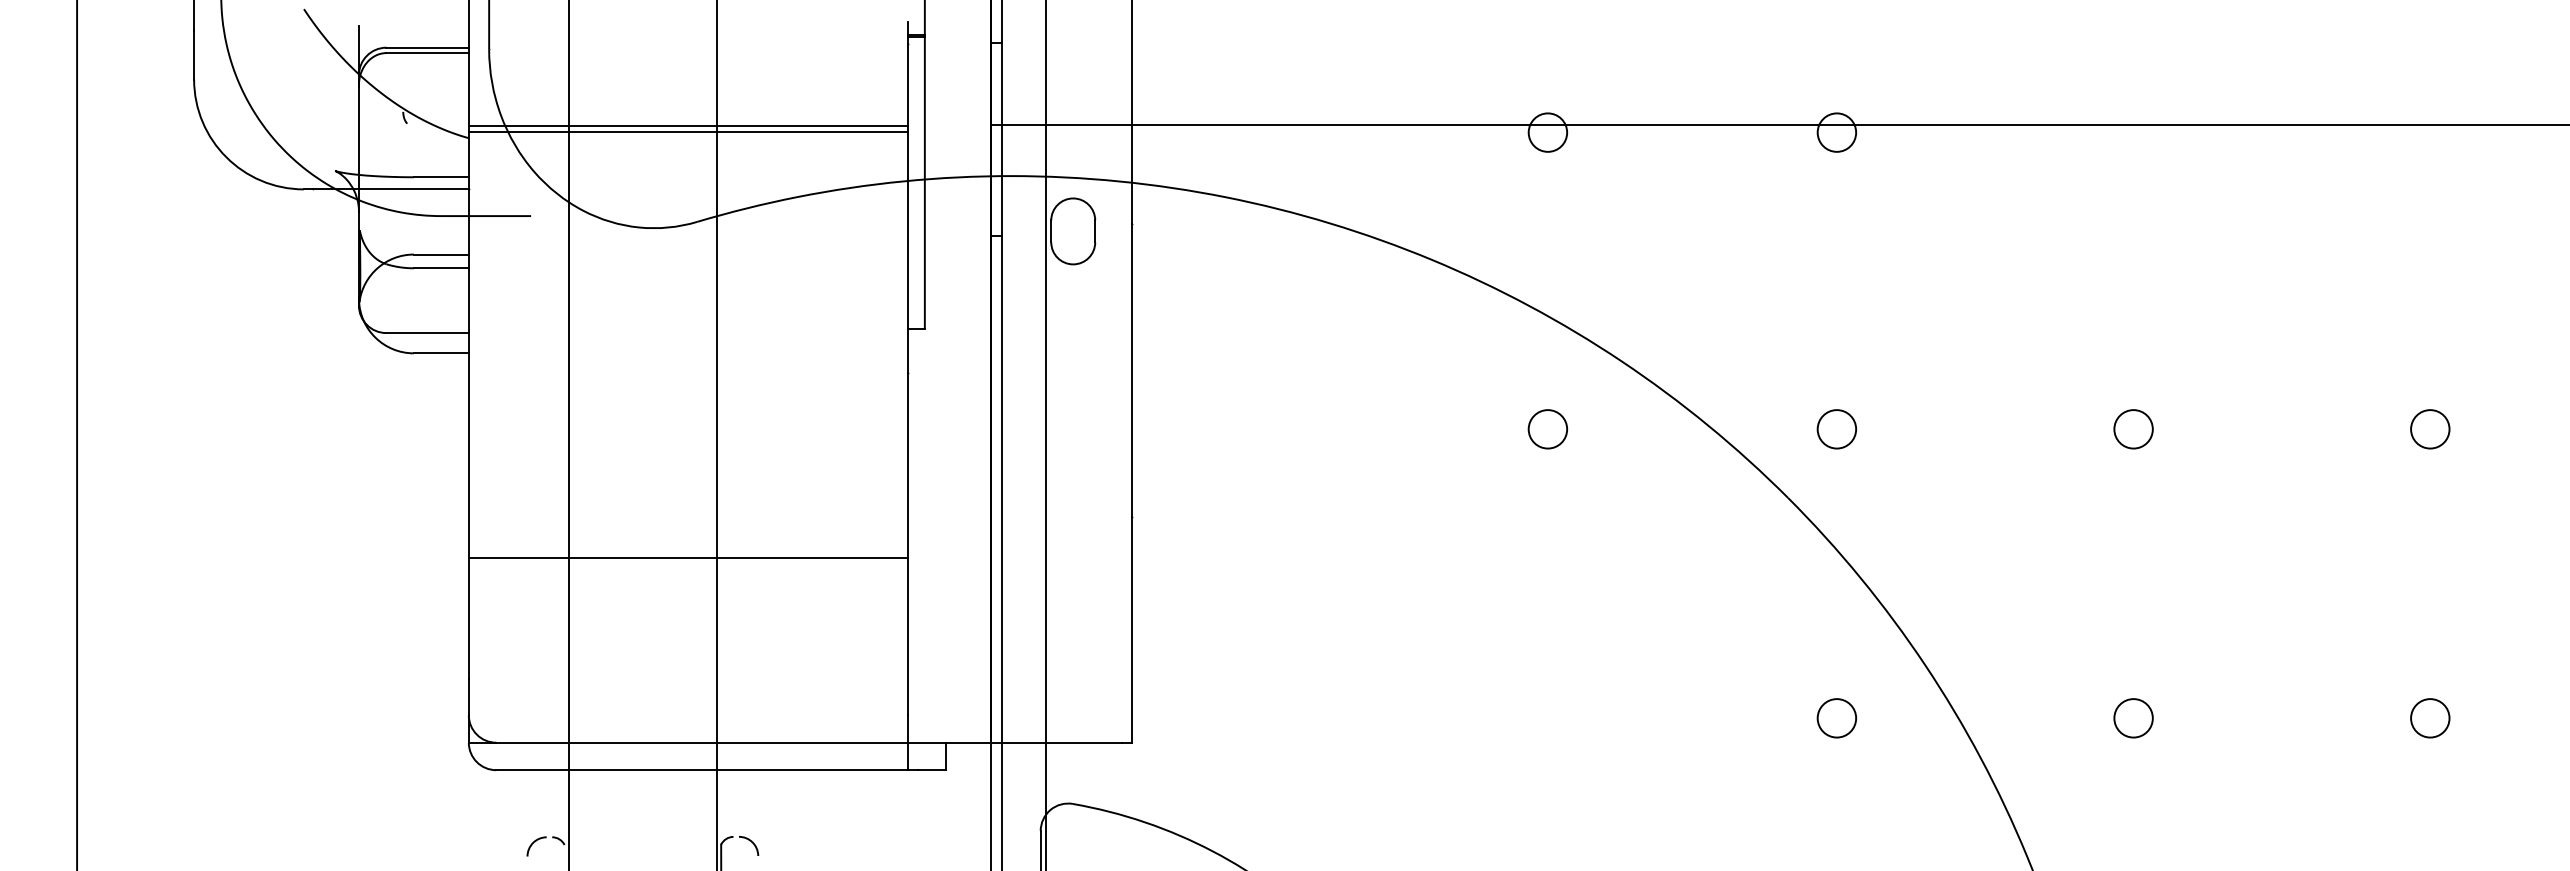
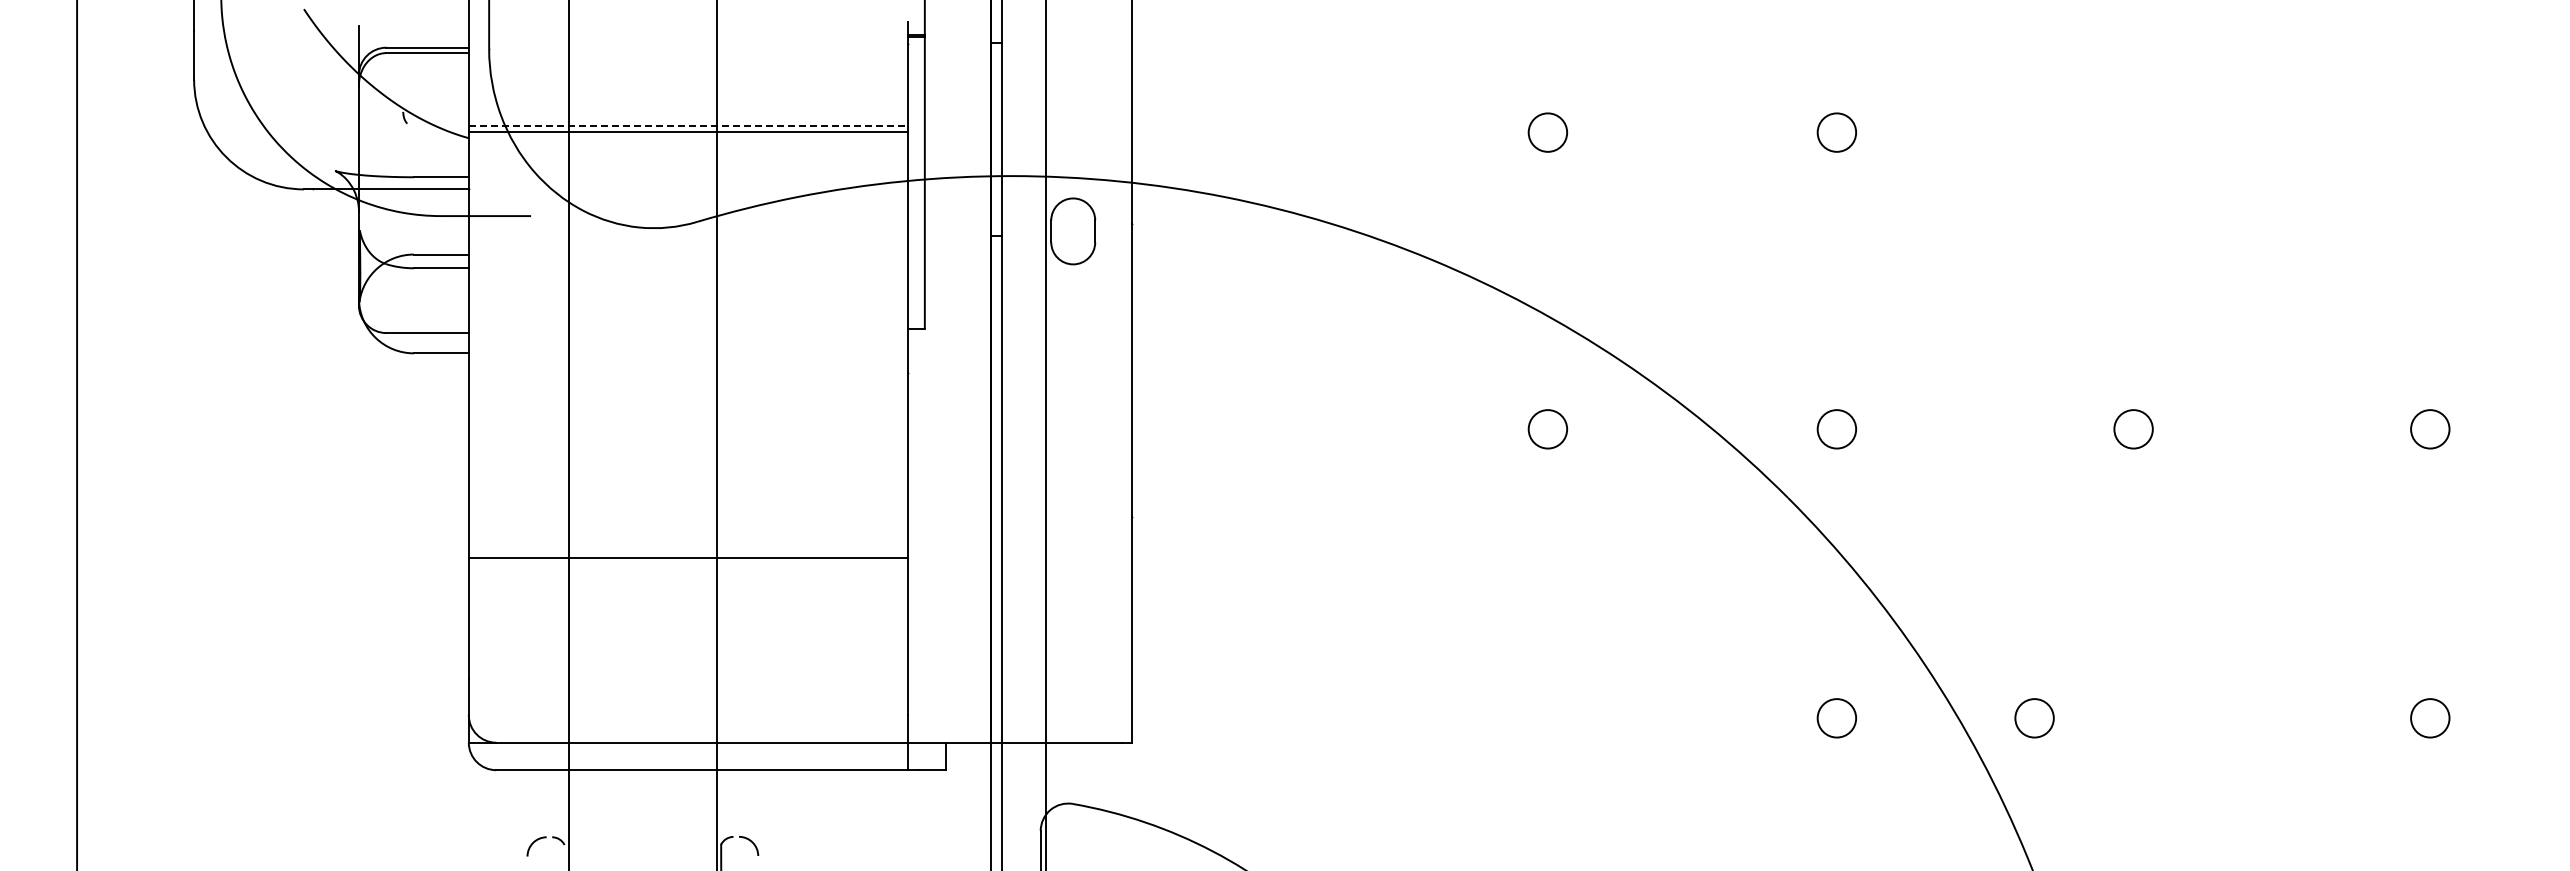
line: present -> none (1778, 124)
line: solid -> dashed (688, 125)
circle position: (2133, 718) -> (2034, 718) (2034, 718)
